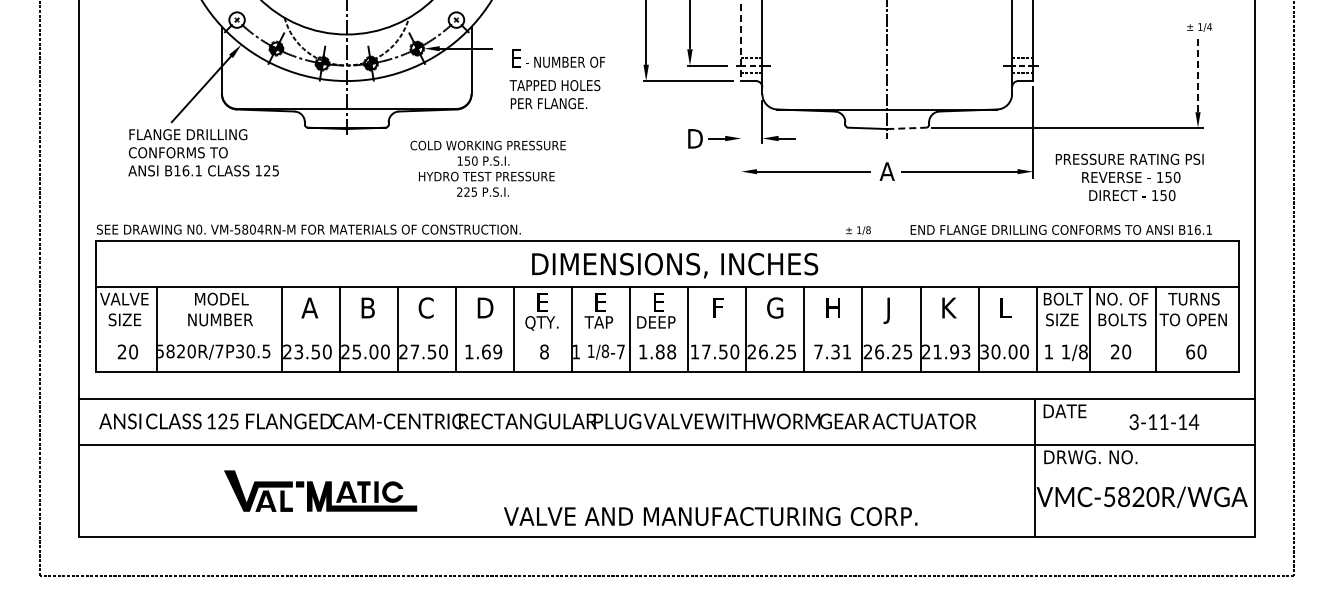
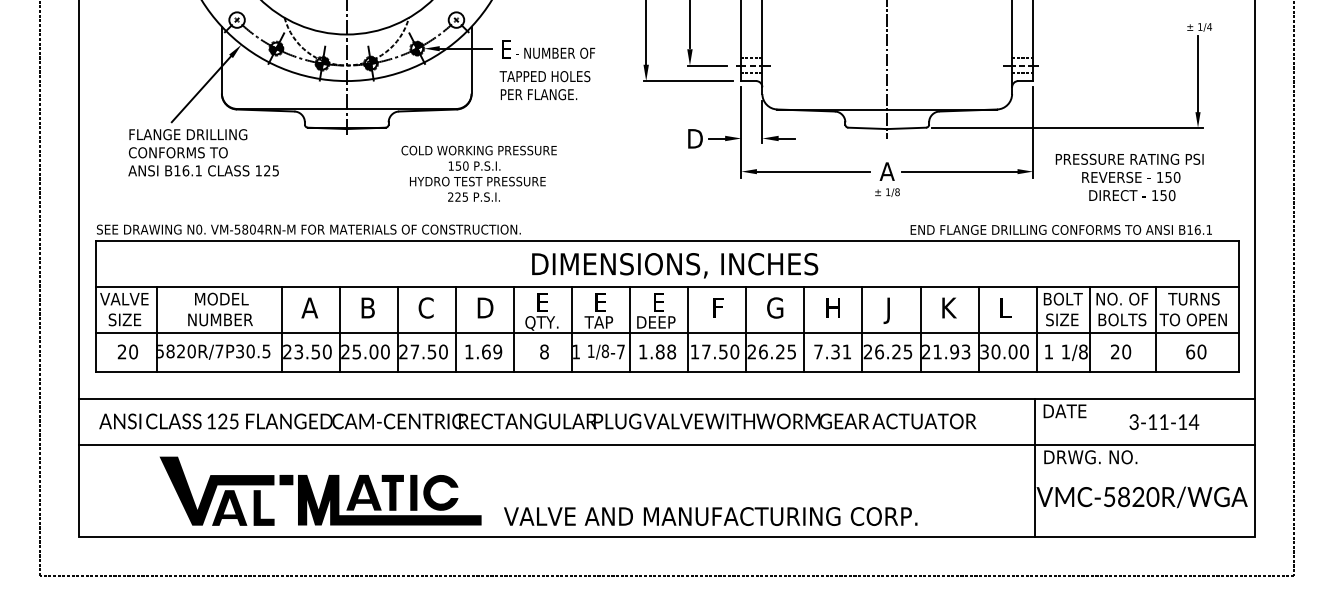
line: dashed -> solid (741, 41)
line: dashed -> solid (1198, 73)
text position: (557, 79) -> (547, 70) (547, 70)
line: dashed -> solid (907, 128)
line: none -> present (741, 132)
text position: (487, 168) -> (478, 173) (478, 173)
text position: (858, 230) -> (887, 192) (887, 192)
line: none -> present (667, 333)
part size: 194x42 px -> 323x70 px (320, 490)
